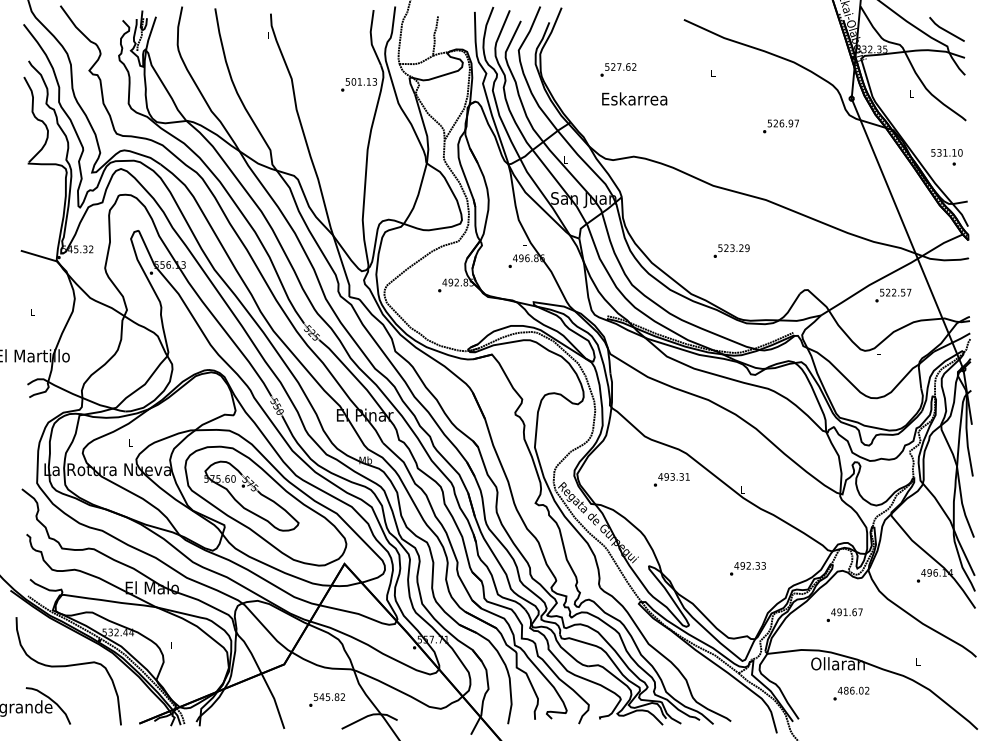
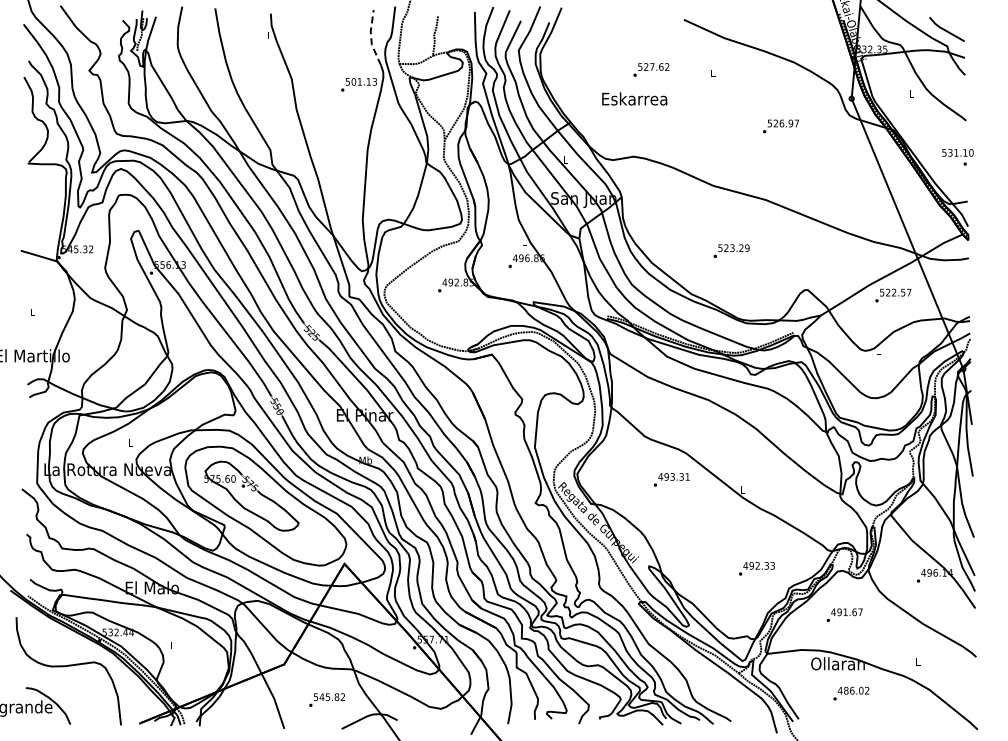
line: solid -> dashed (371, 37)
text position: (618, 69) -> (651, 69) (651, 69)
text position: (946, 157) -> (957, 157) (957, 157)
text position: (747, 568) -> (756, 568) (756, 568)
